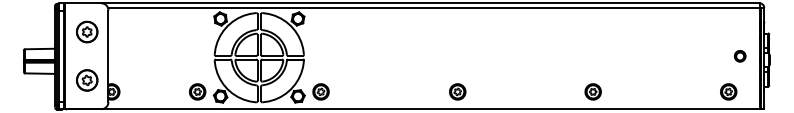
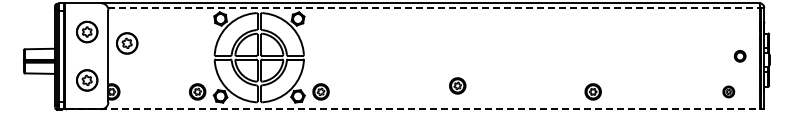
line: solid -> dashed (434, 8)
part: none -> present (127, 43)
part position: (457, 91) -> (457, 85) (457, 85)
part size: 18x18 px -> 14x14 px (728, 91)
line: solid -> dashed (413, 109)
